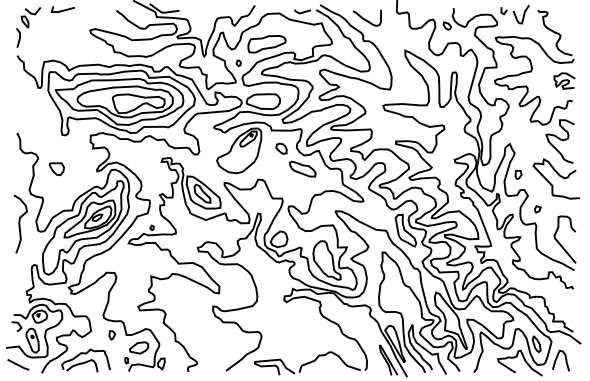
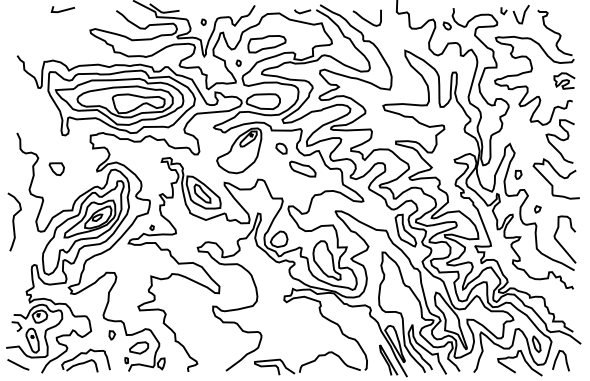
part: none -> present (203, 21)
part: present -> none (28, 27)
curve position: (20, 223) -> (14, 221) (14, 221)
